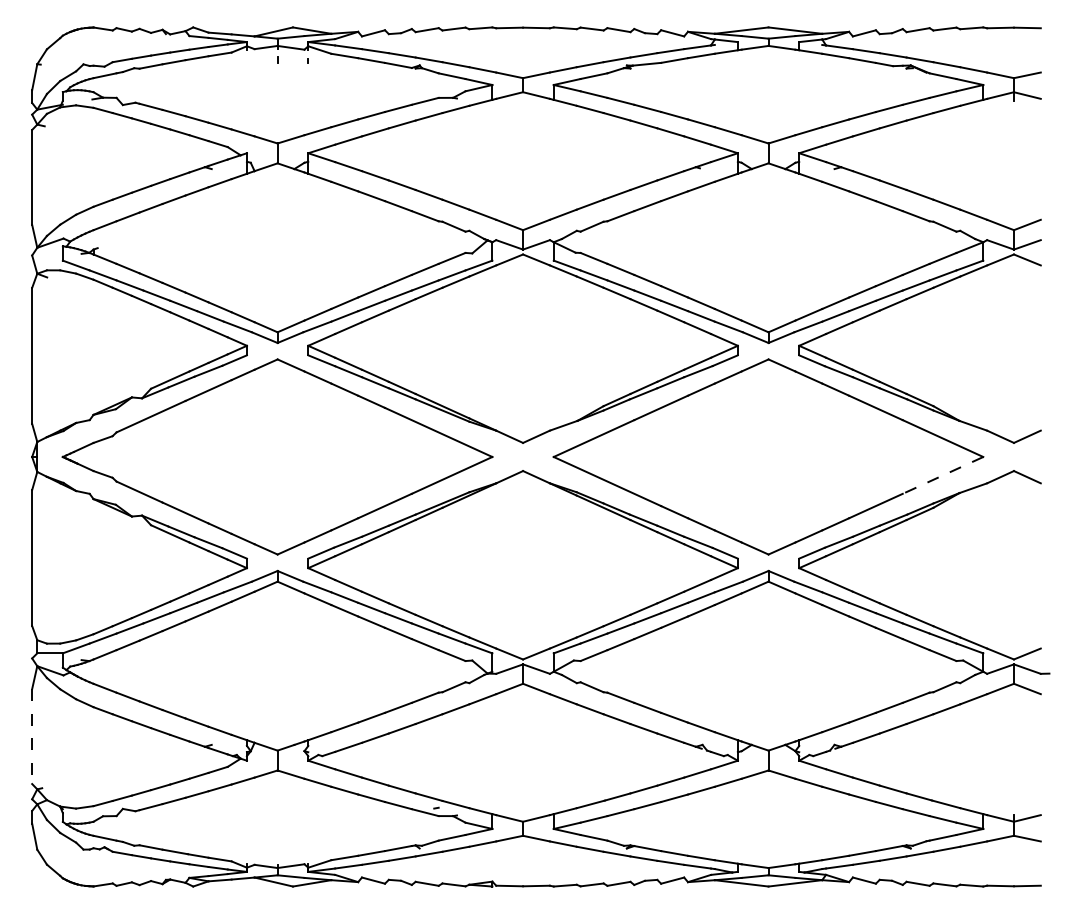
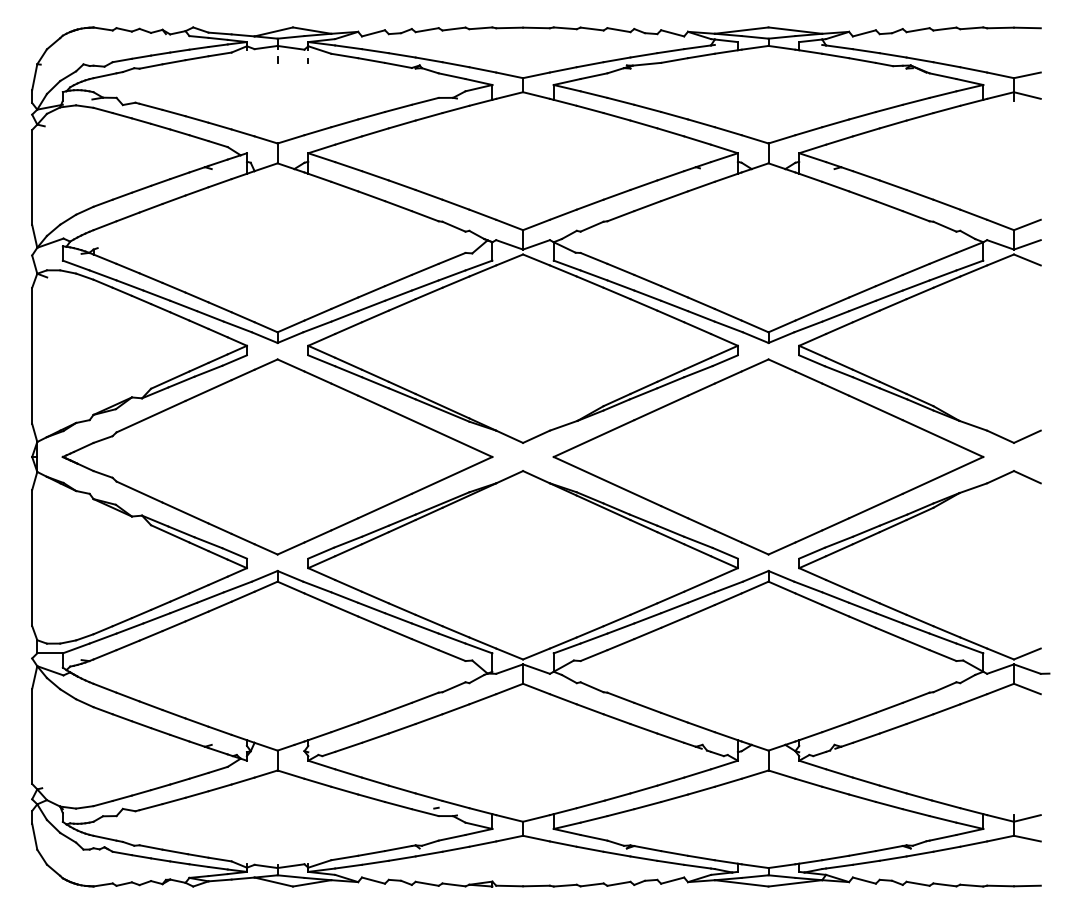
line: dashed -> solid (942, 475)
line: dashed -> solid (32, 737)
